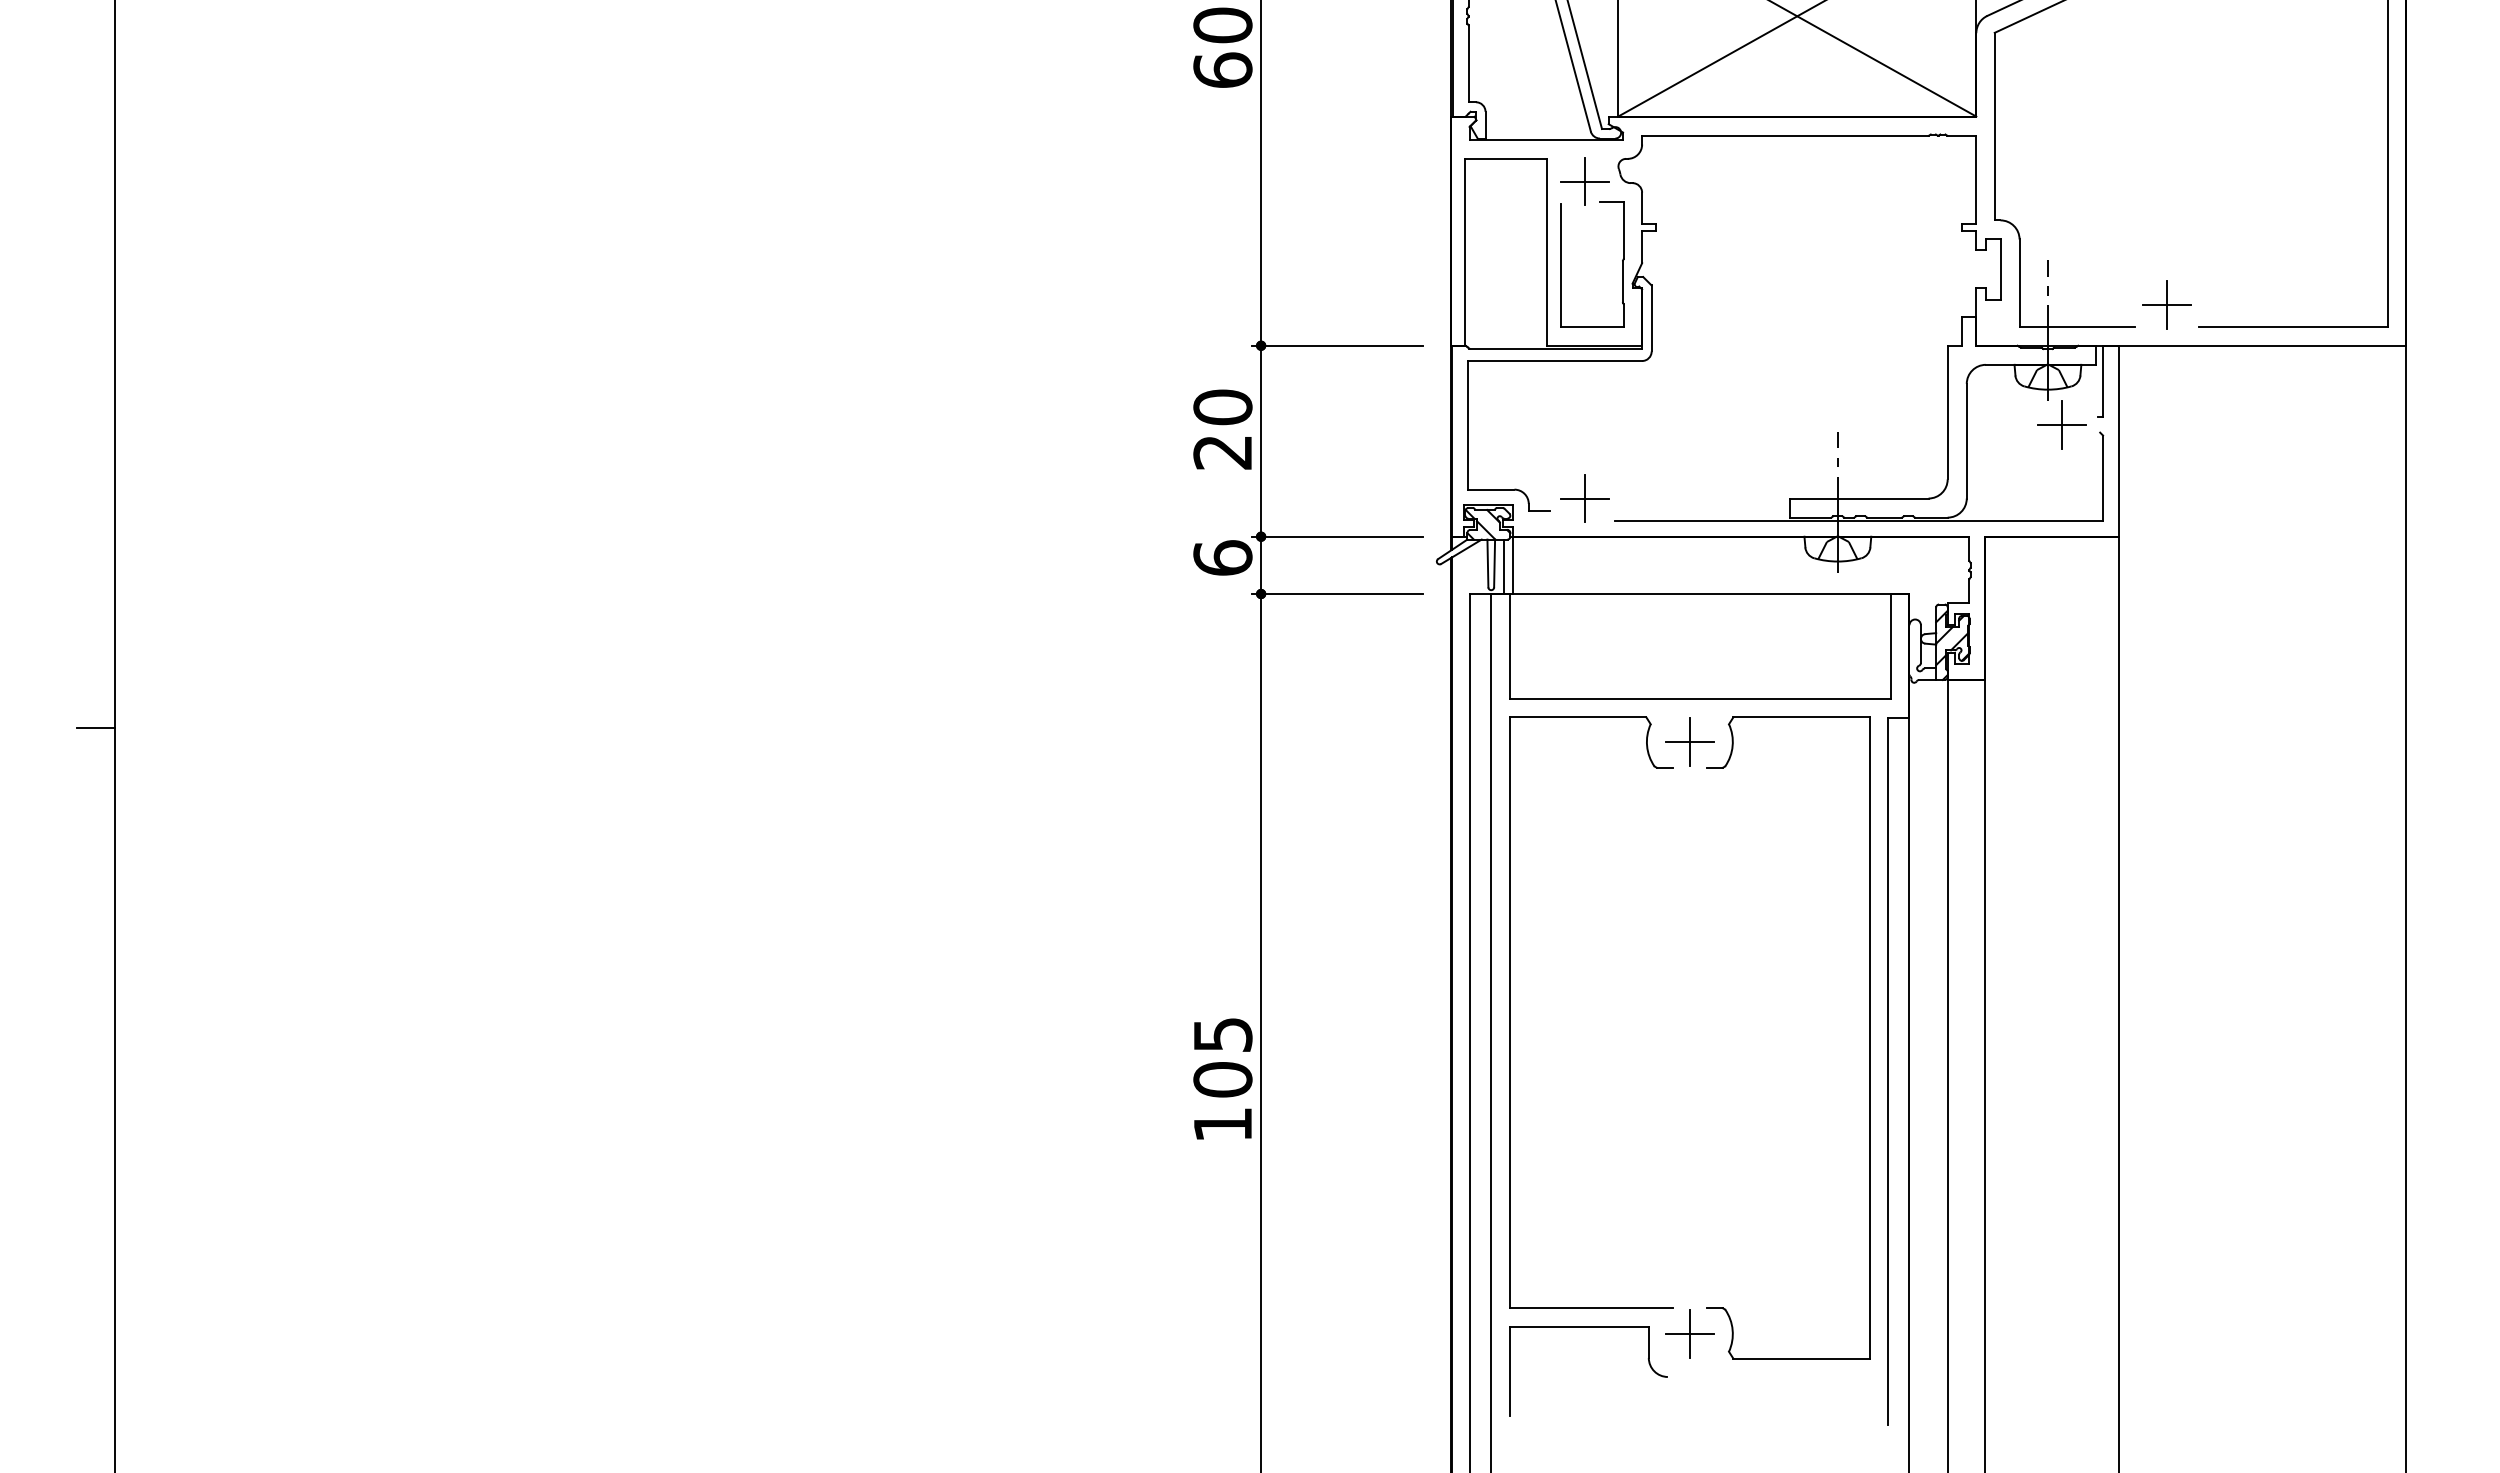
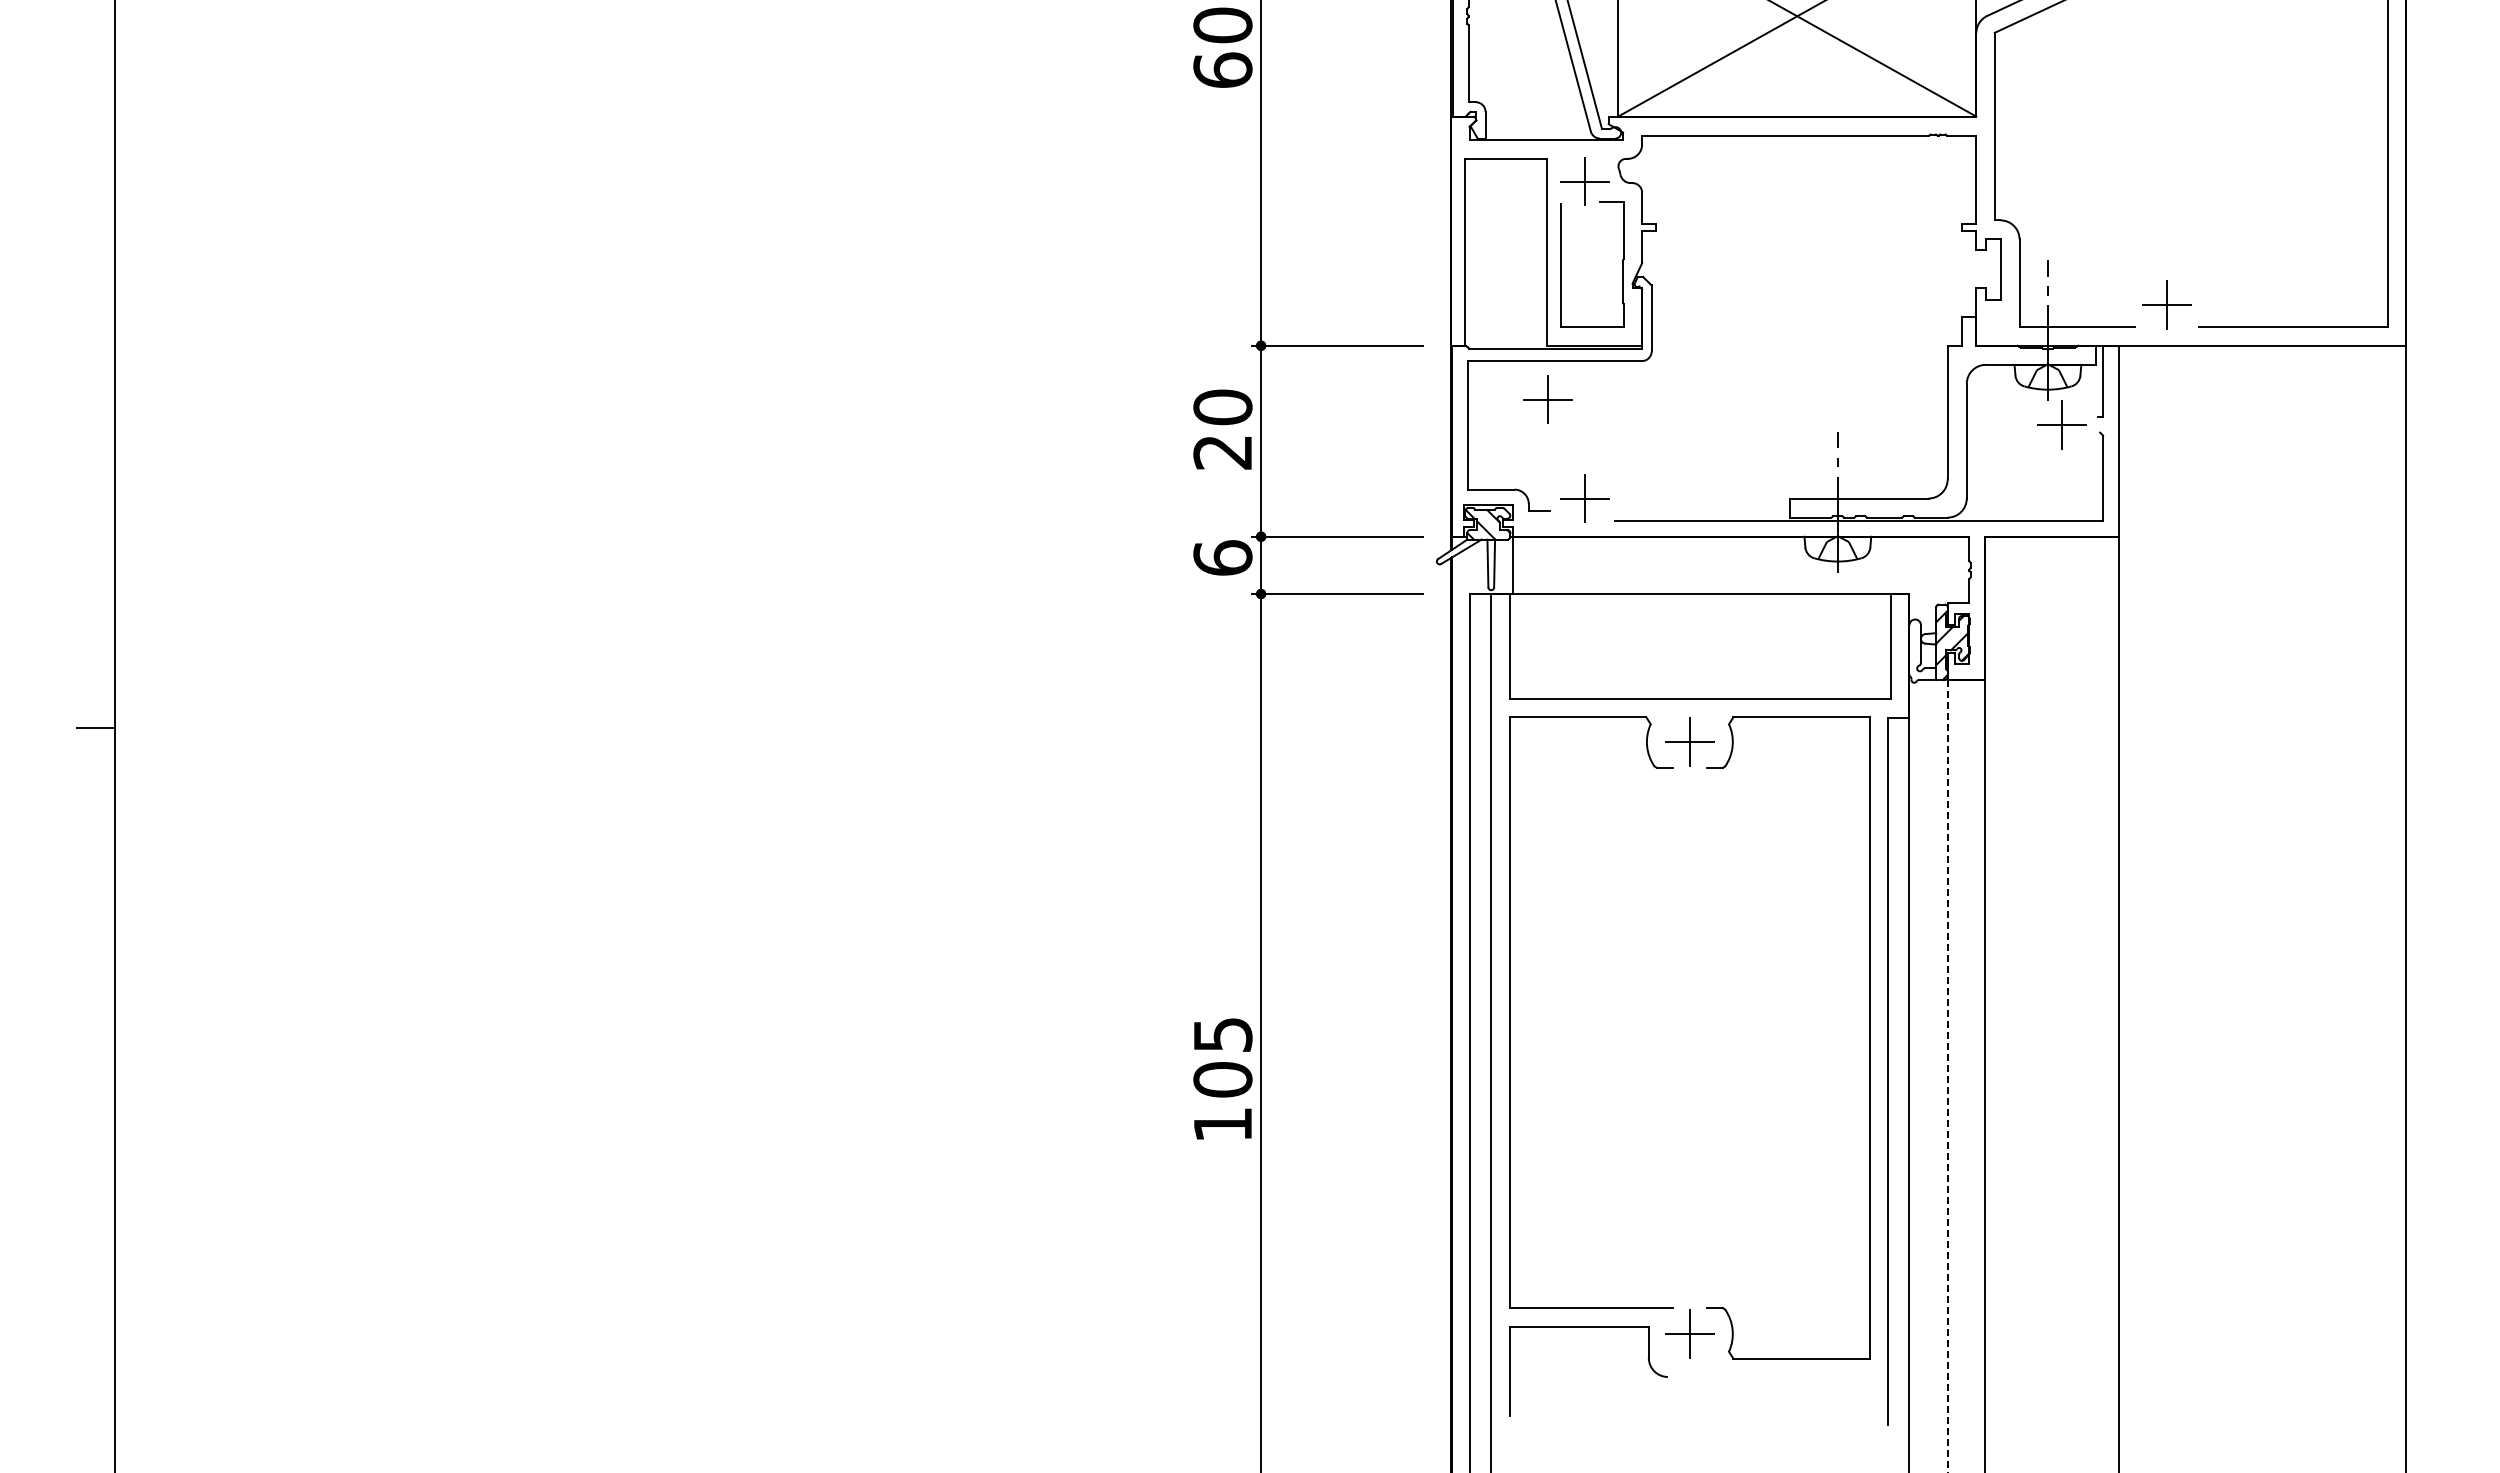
part: none -> present (1547, 399)
line: present -> none (1503, 566)
line: solid -> dashed (1947, 1076)
